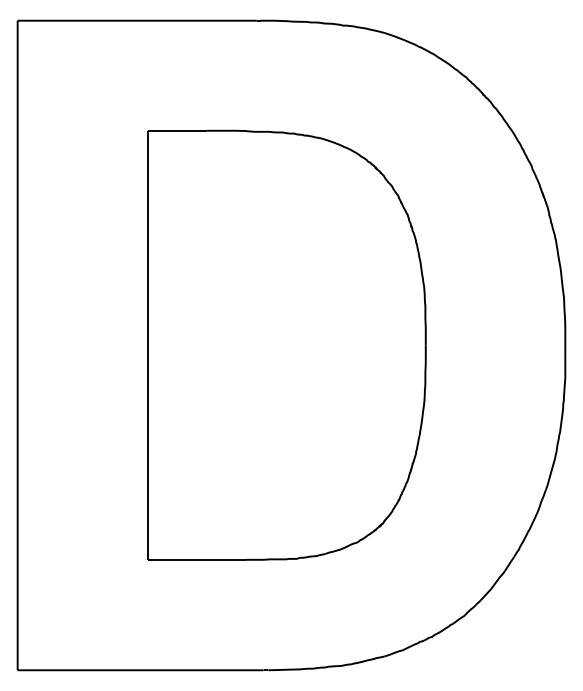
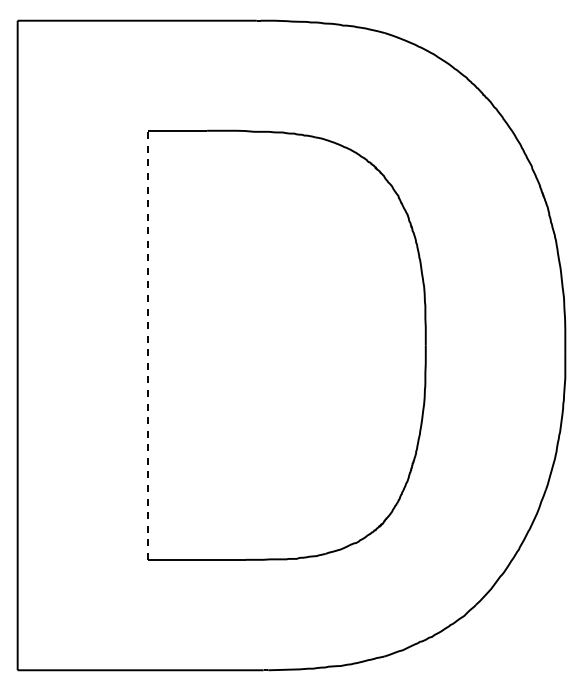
line: solid -> dashed (147, 345)
